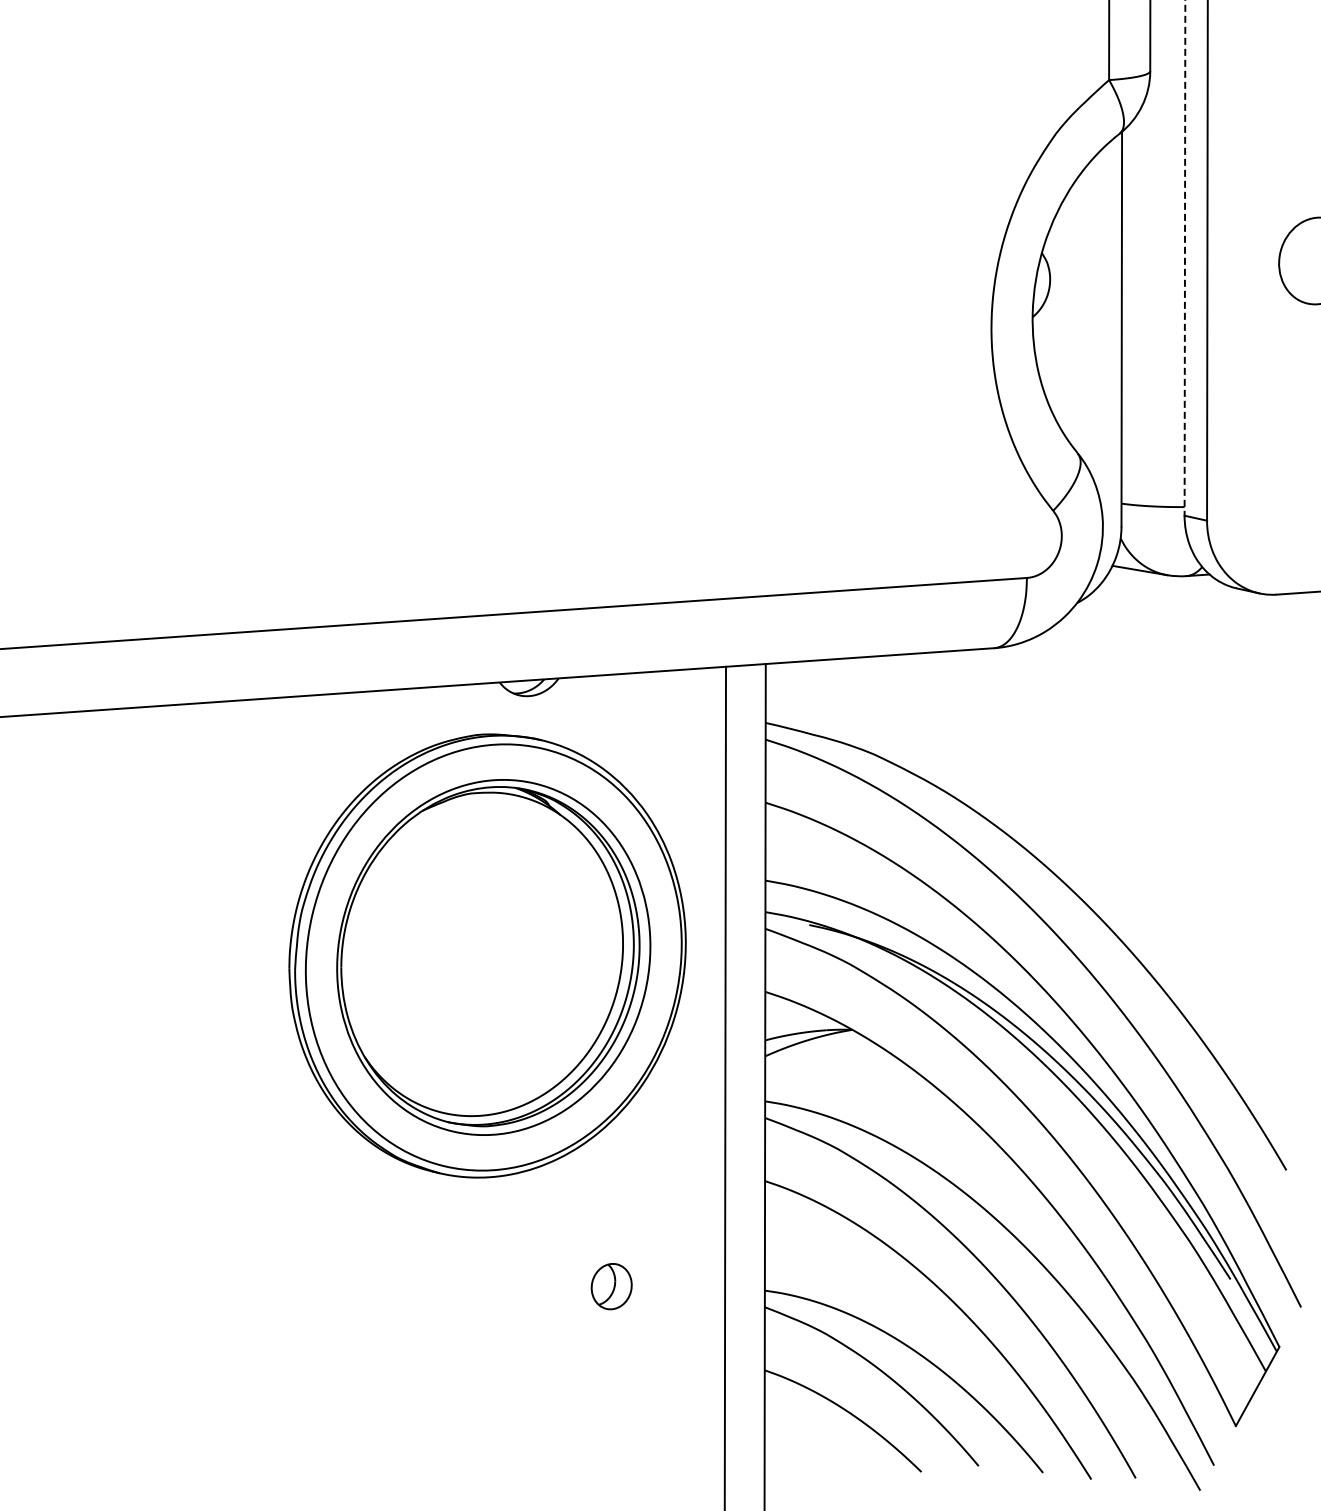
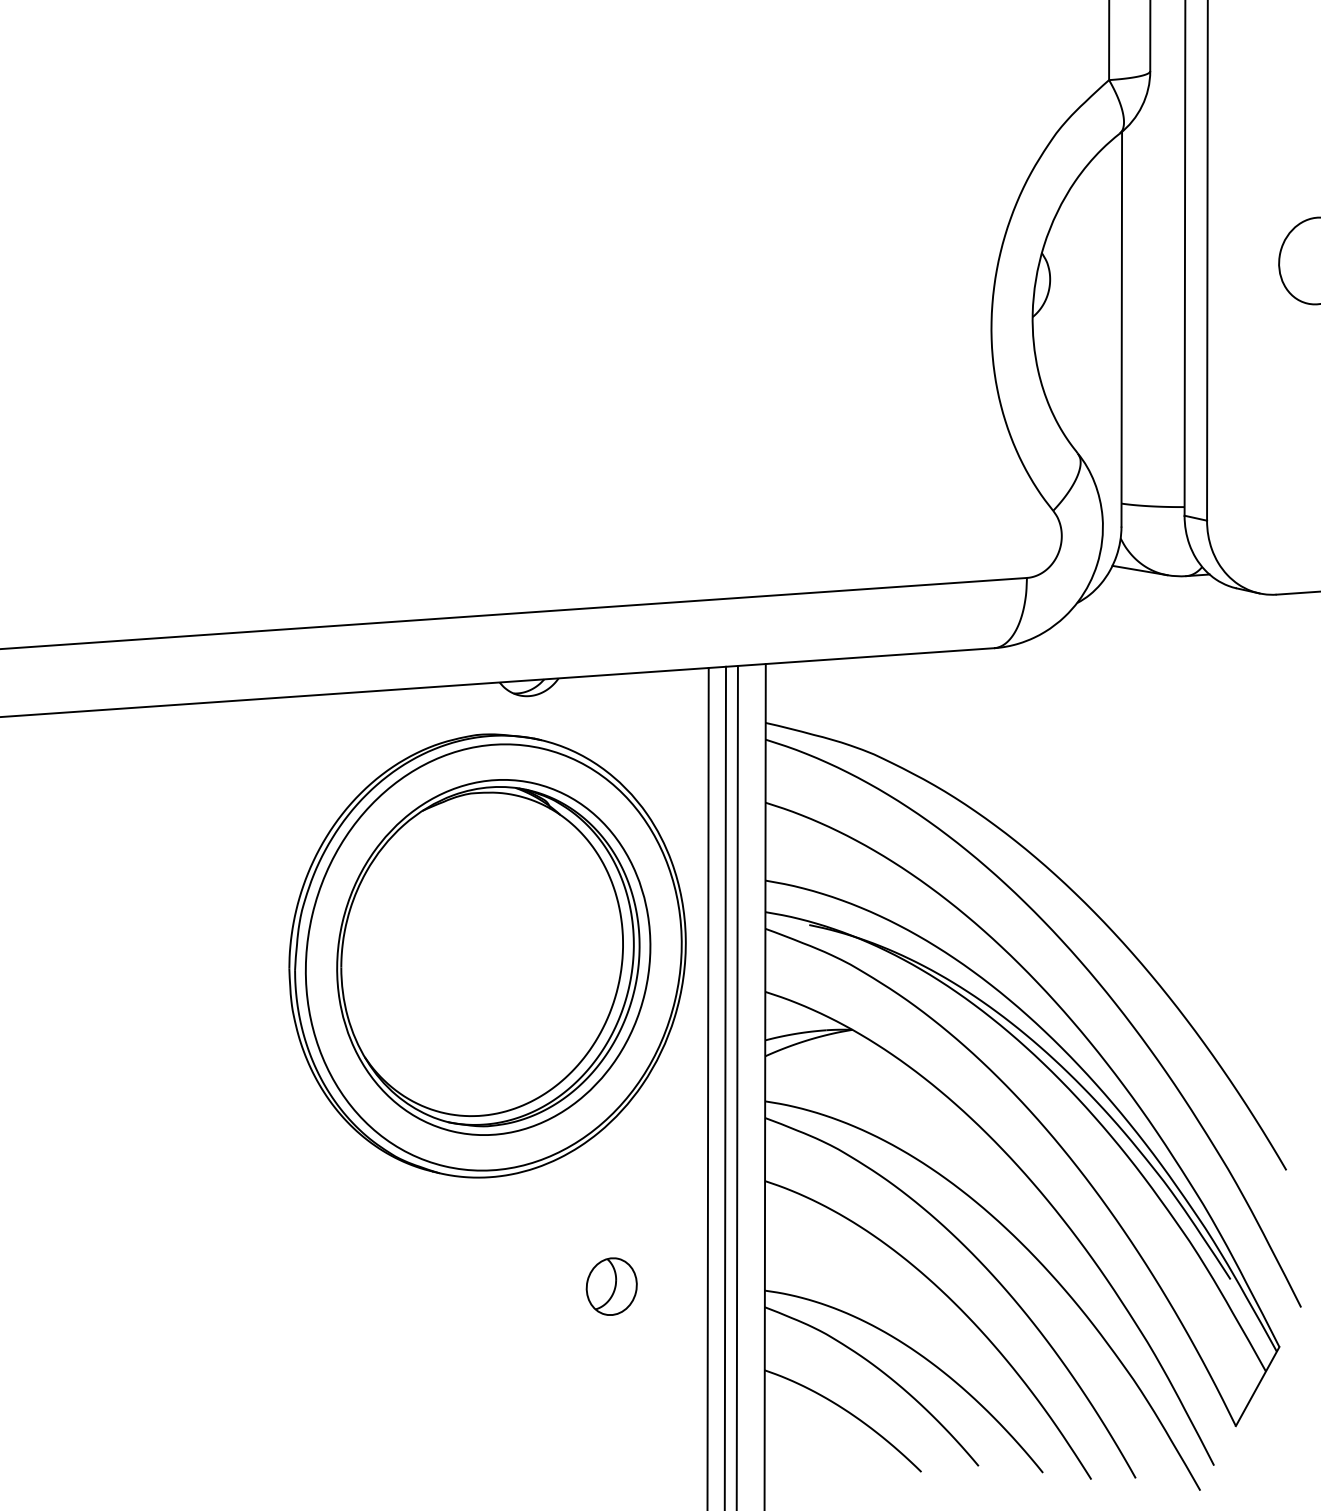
line: dashed -> solid (1184, 258)
line: none -> present (736, 1086)
line: none -> present (707, 1087)
part size: 43x48 px -> 53x59 px (611, 1286)
